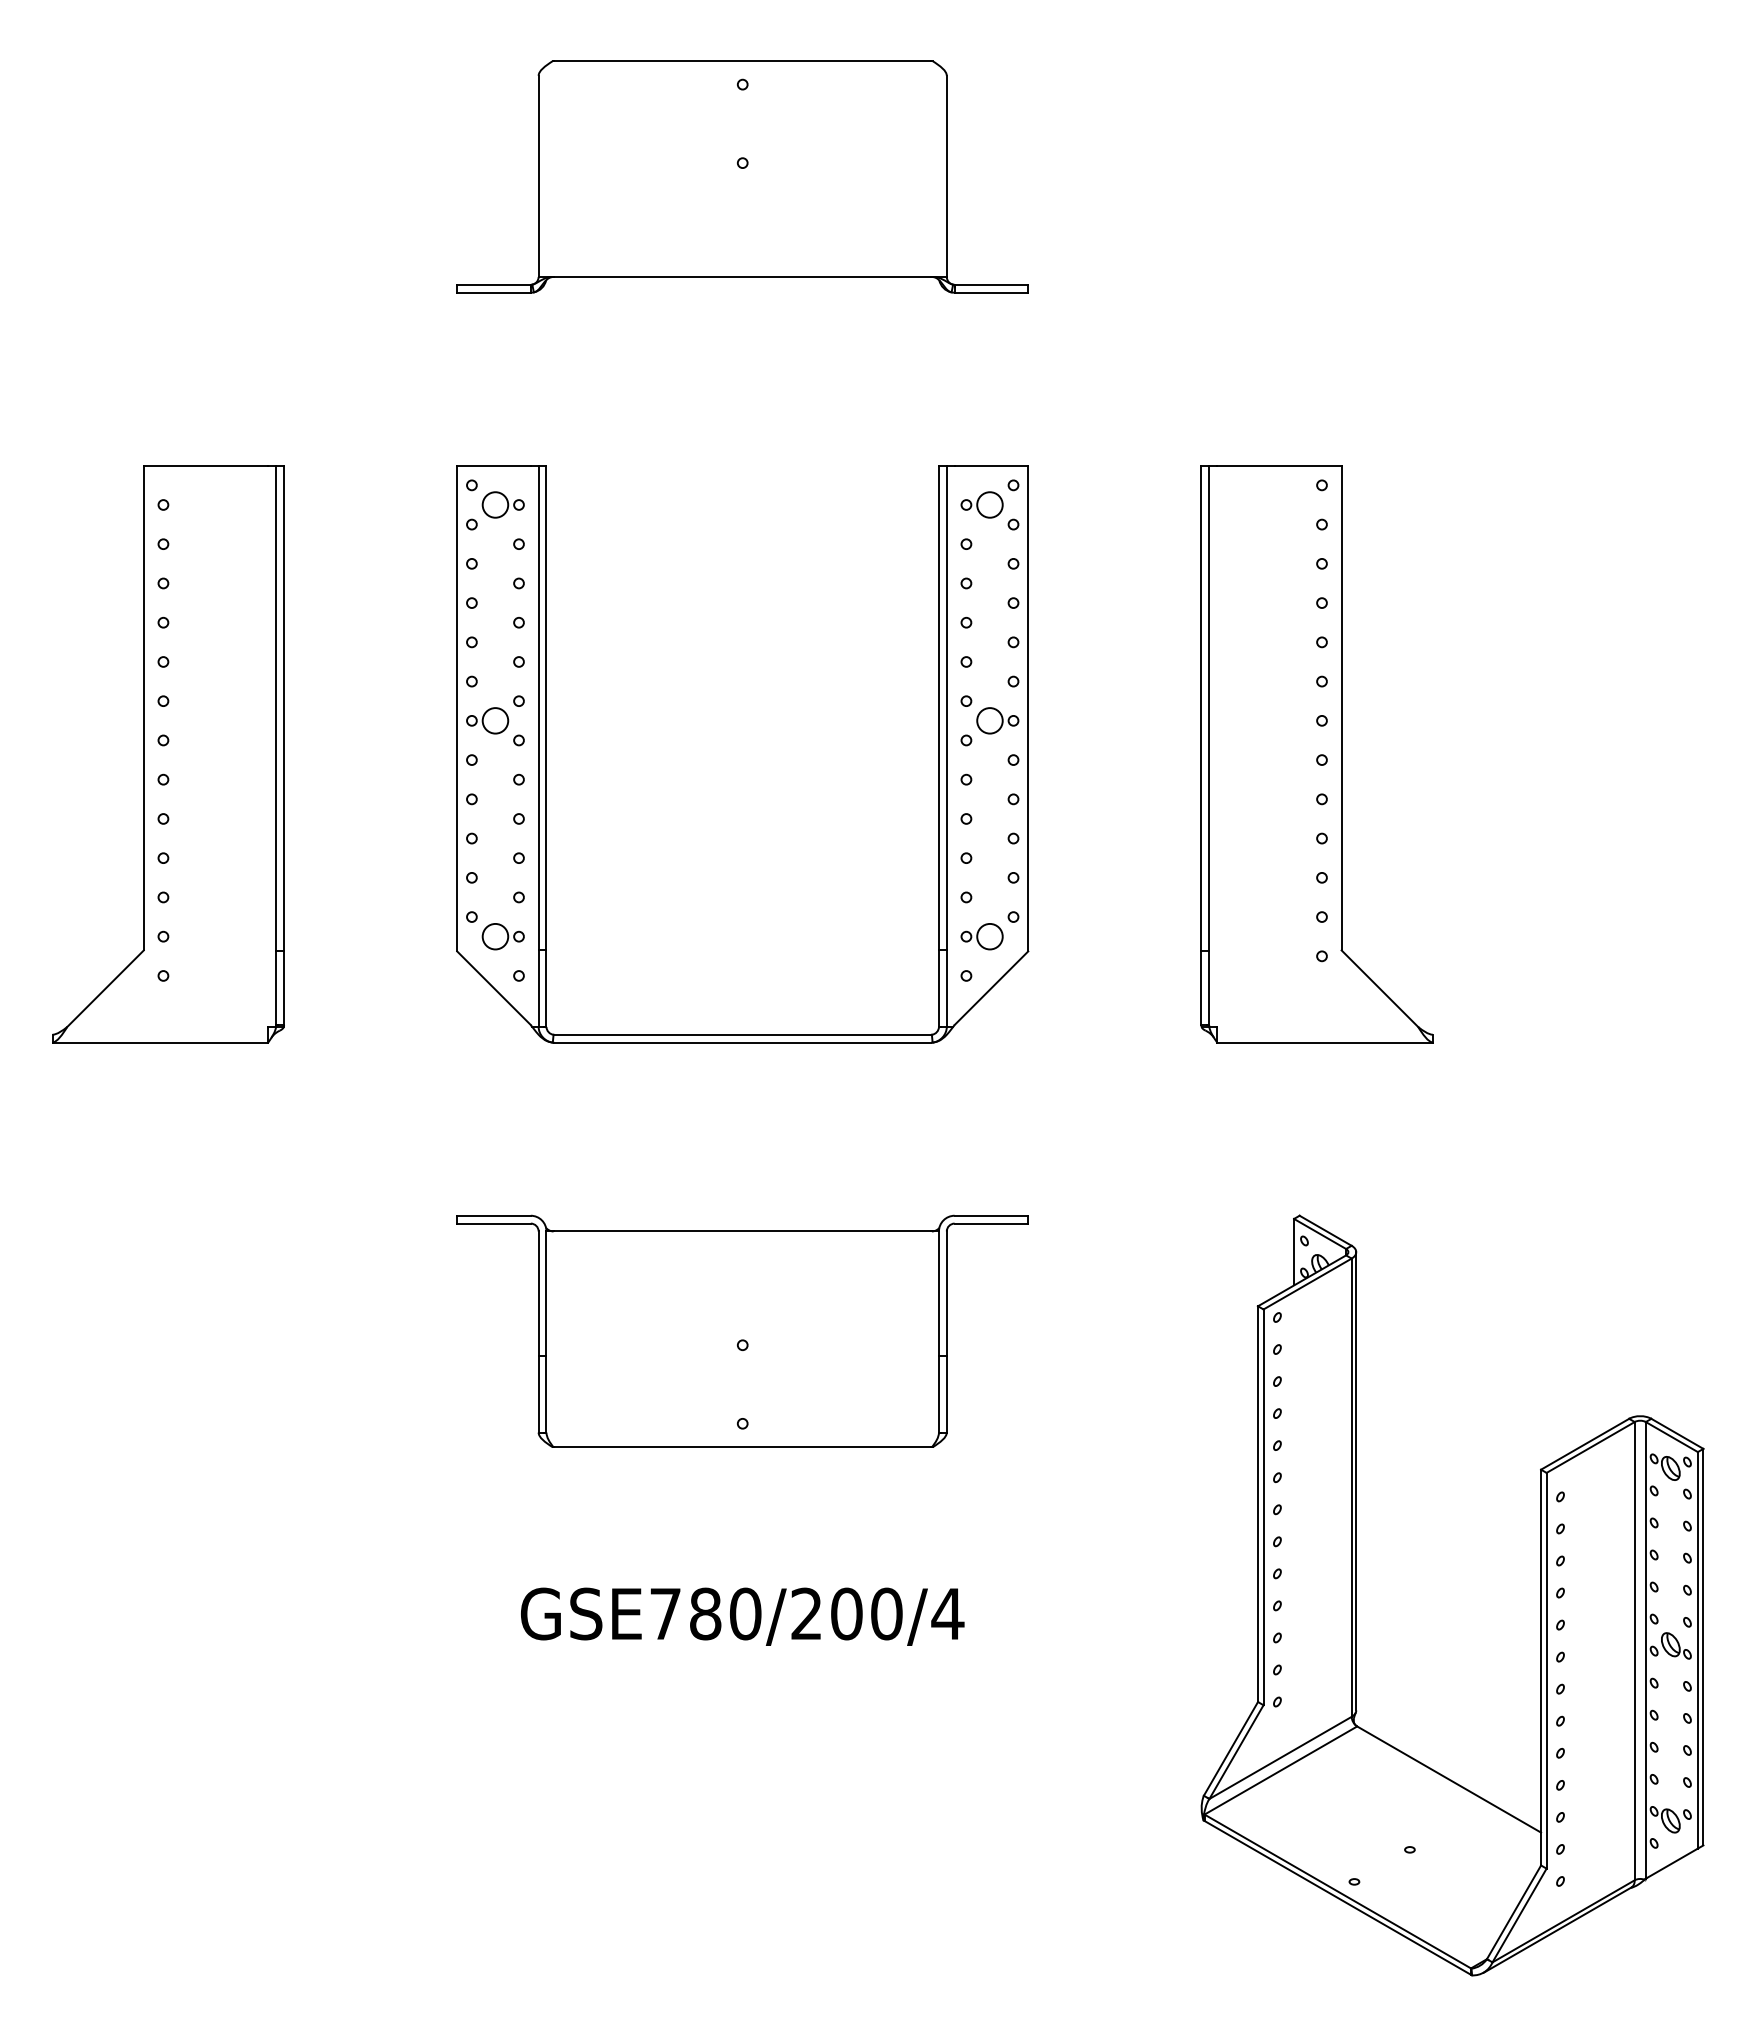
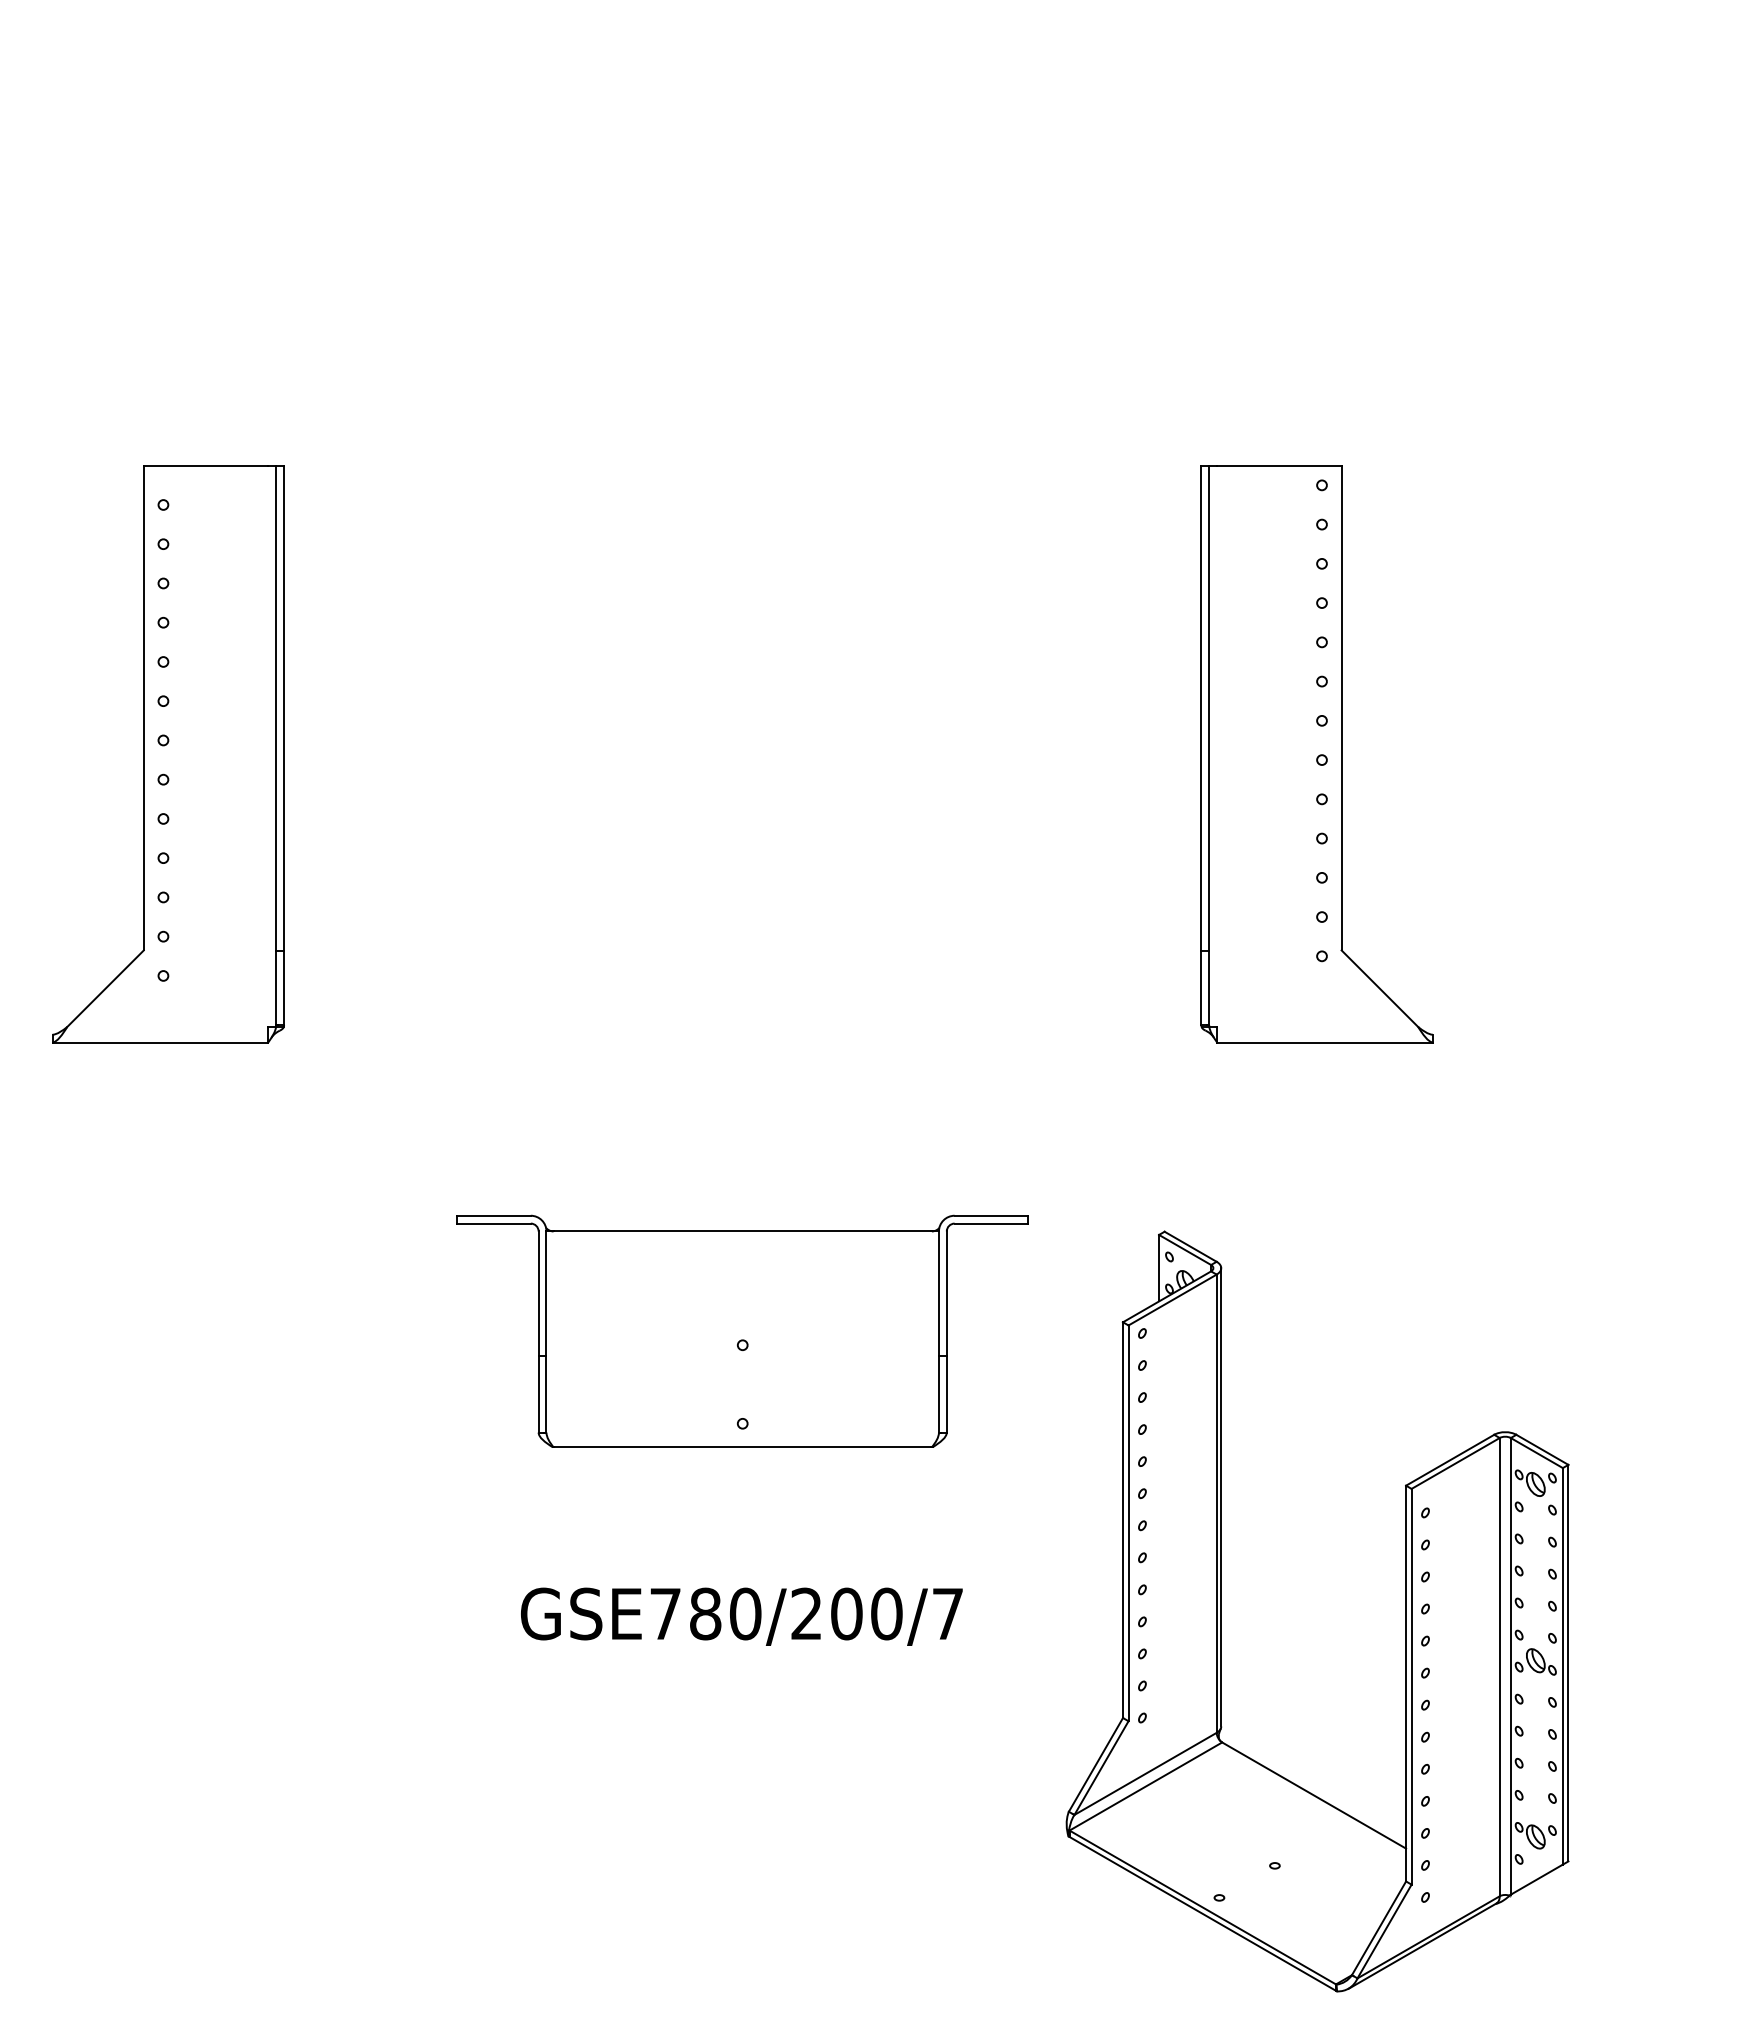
part: present -> none (742, 176)
part: present -> none (546, 754)
part position: (1540, 1595) -> (1405, 1611) (1405, 1611)
text: GSE780/200/4 -> GSE780/200/7 (947, 1613)
